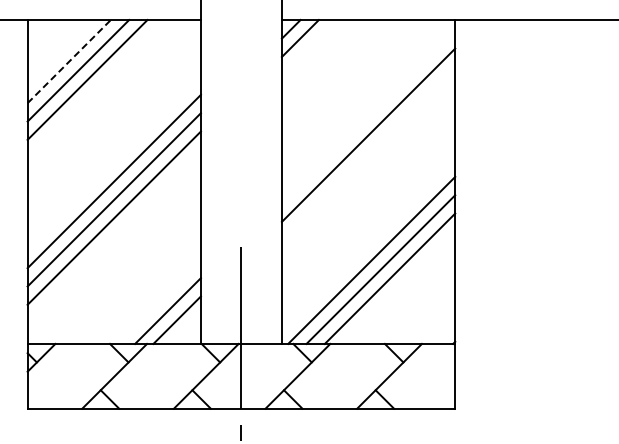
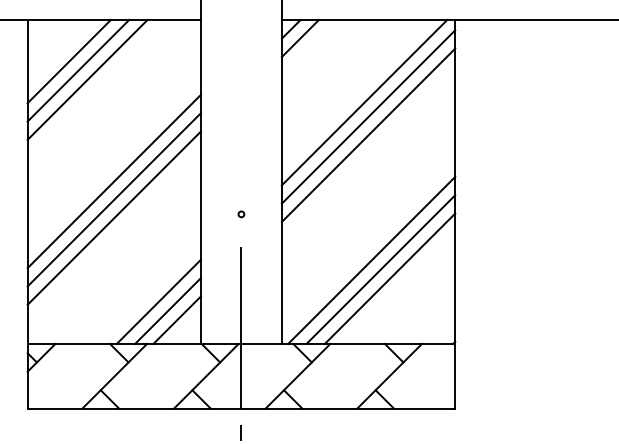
line: dashed -> solid (69, 61)
line: none -> present (364, 102)
line: none -> present (368, 116)
circle: none -> present (241, 214)
line: none -> present (158, 301)
